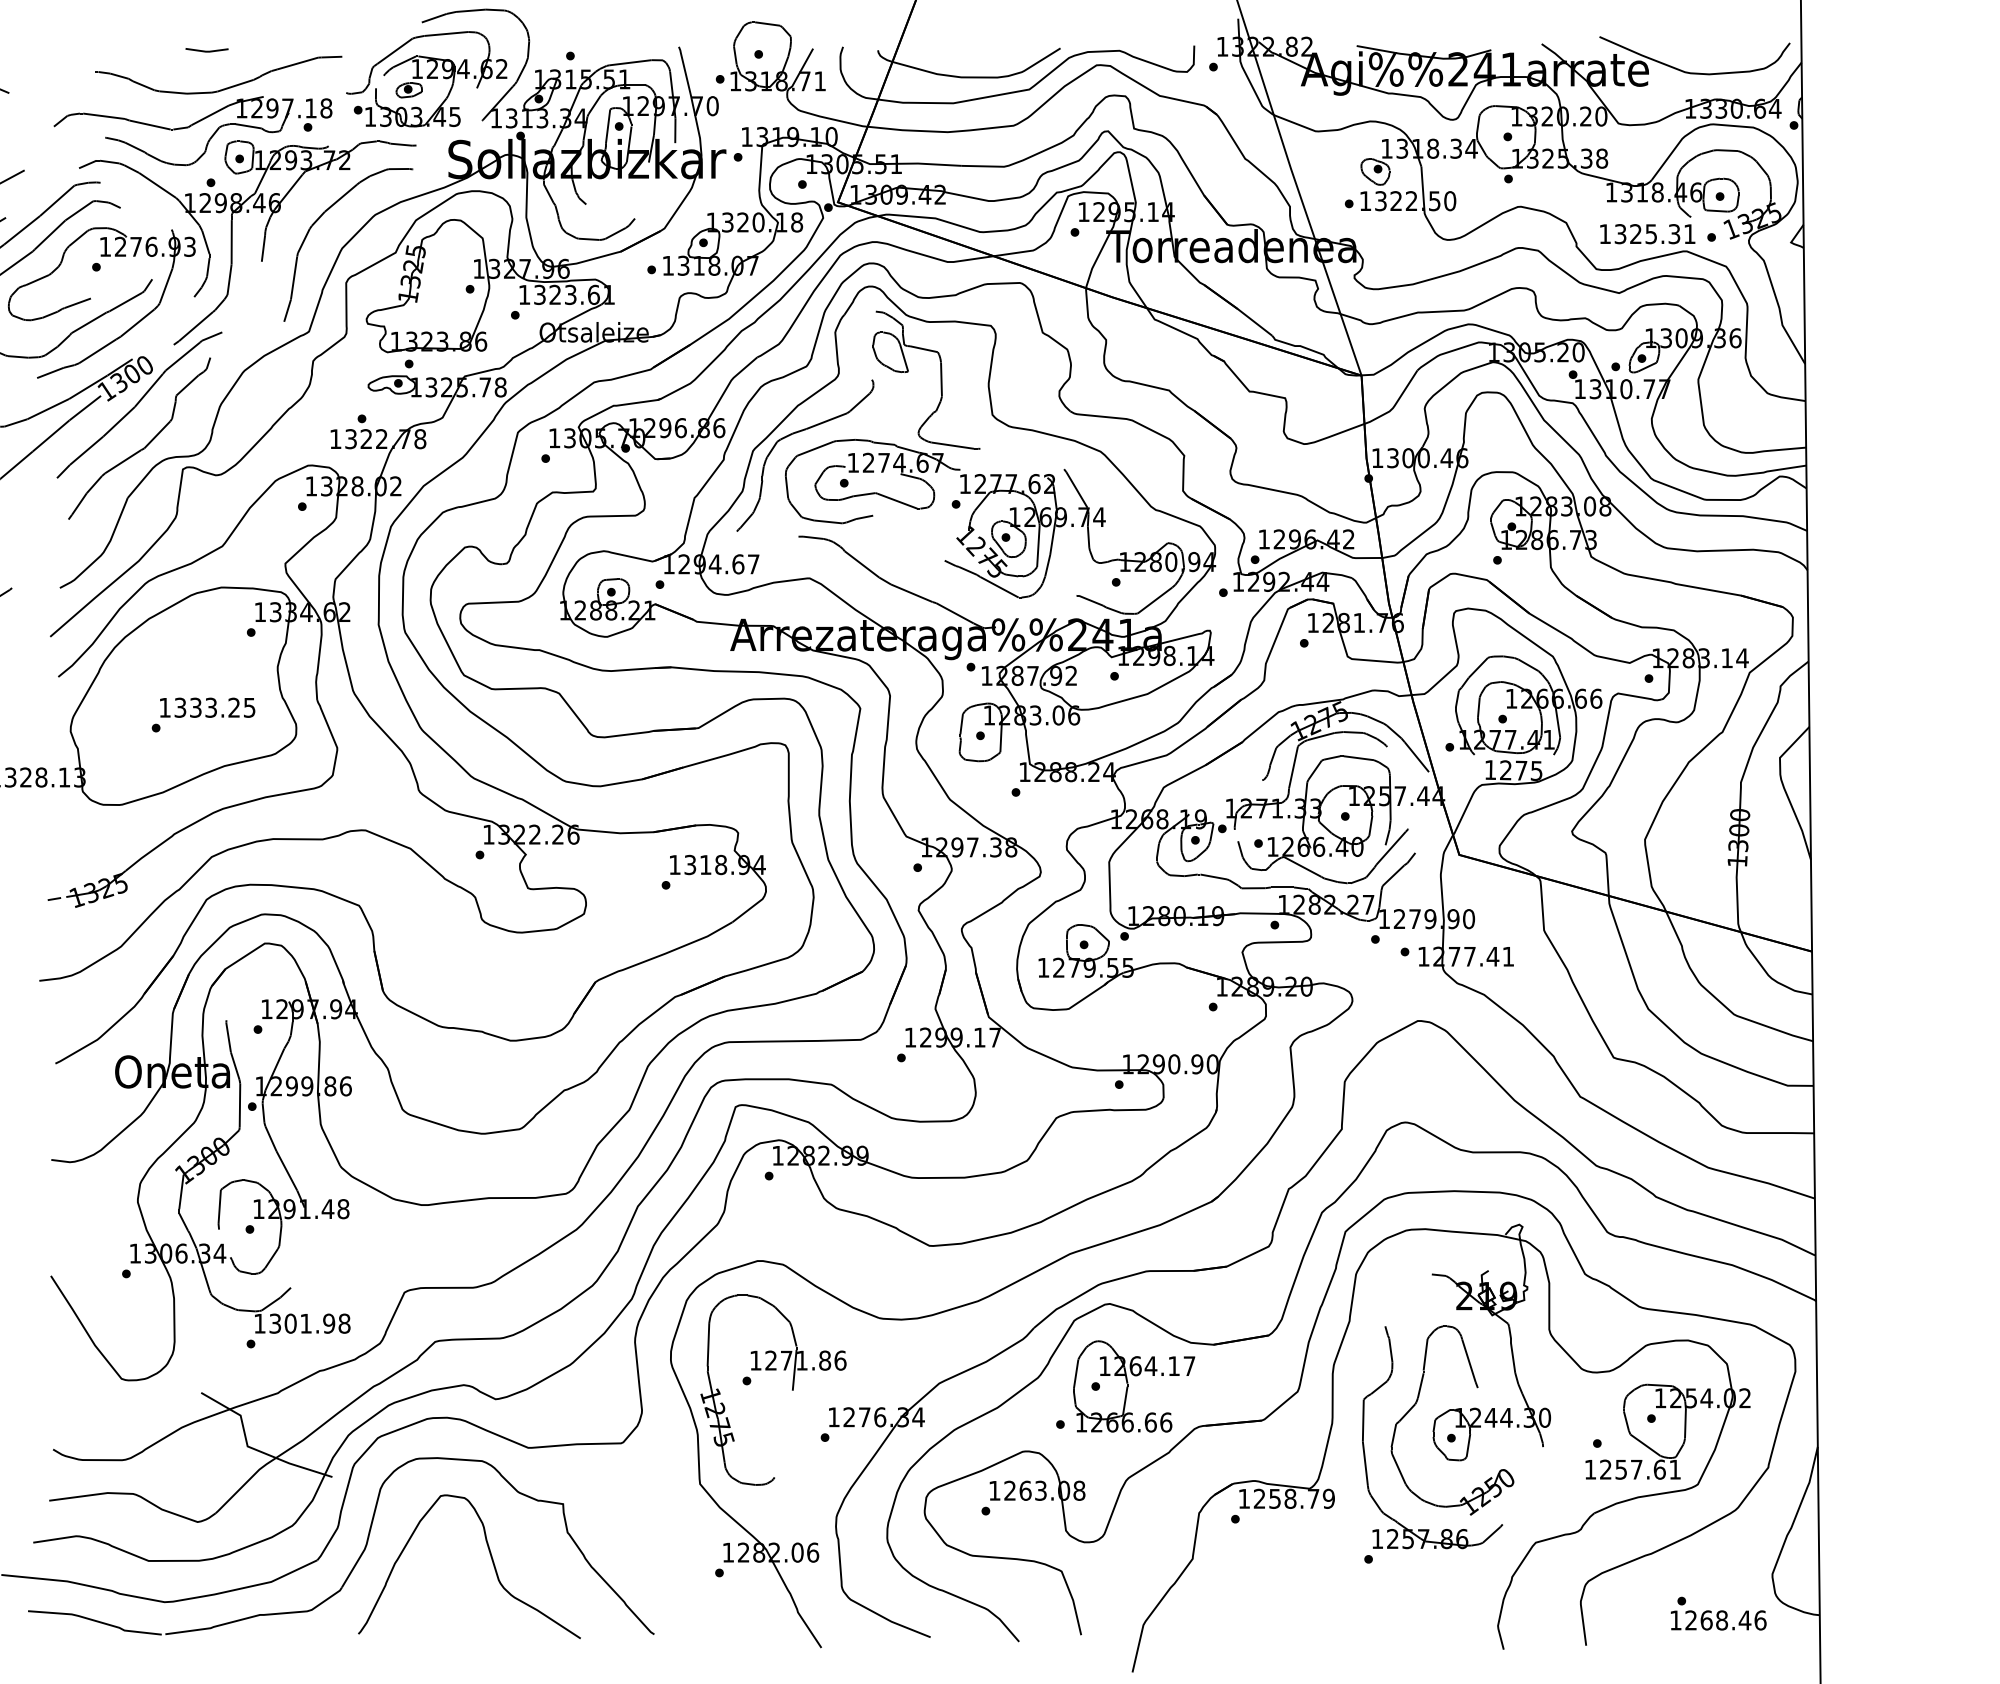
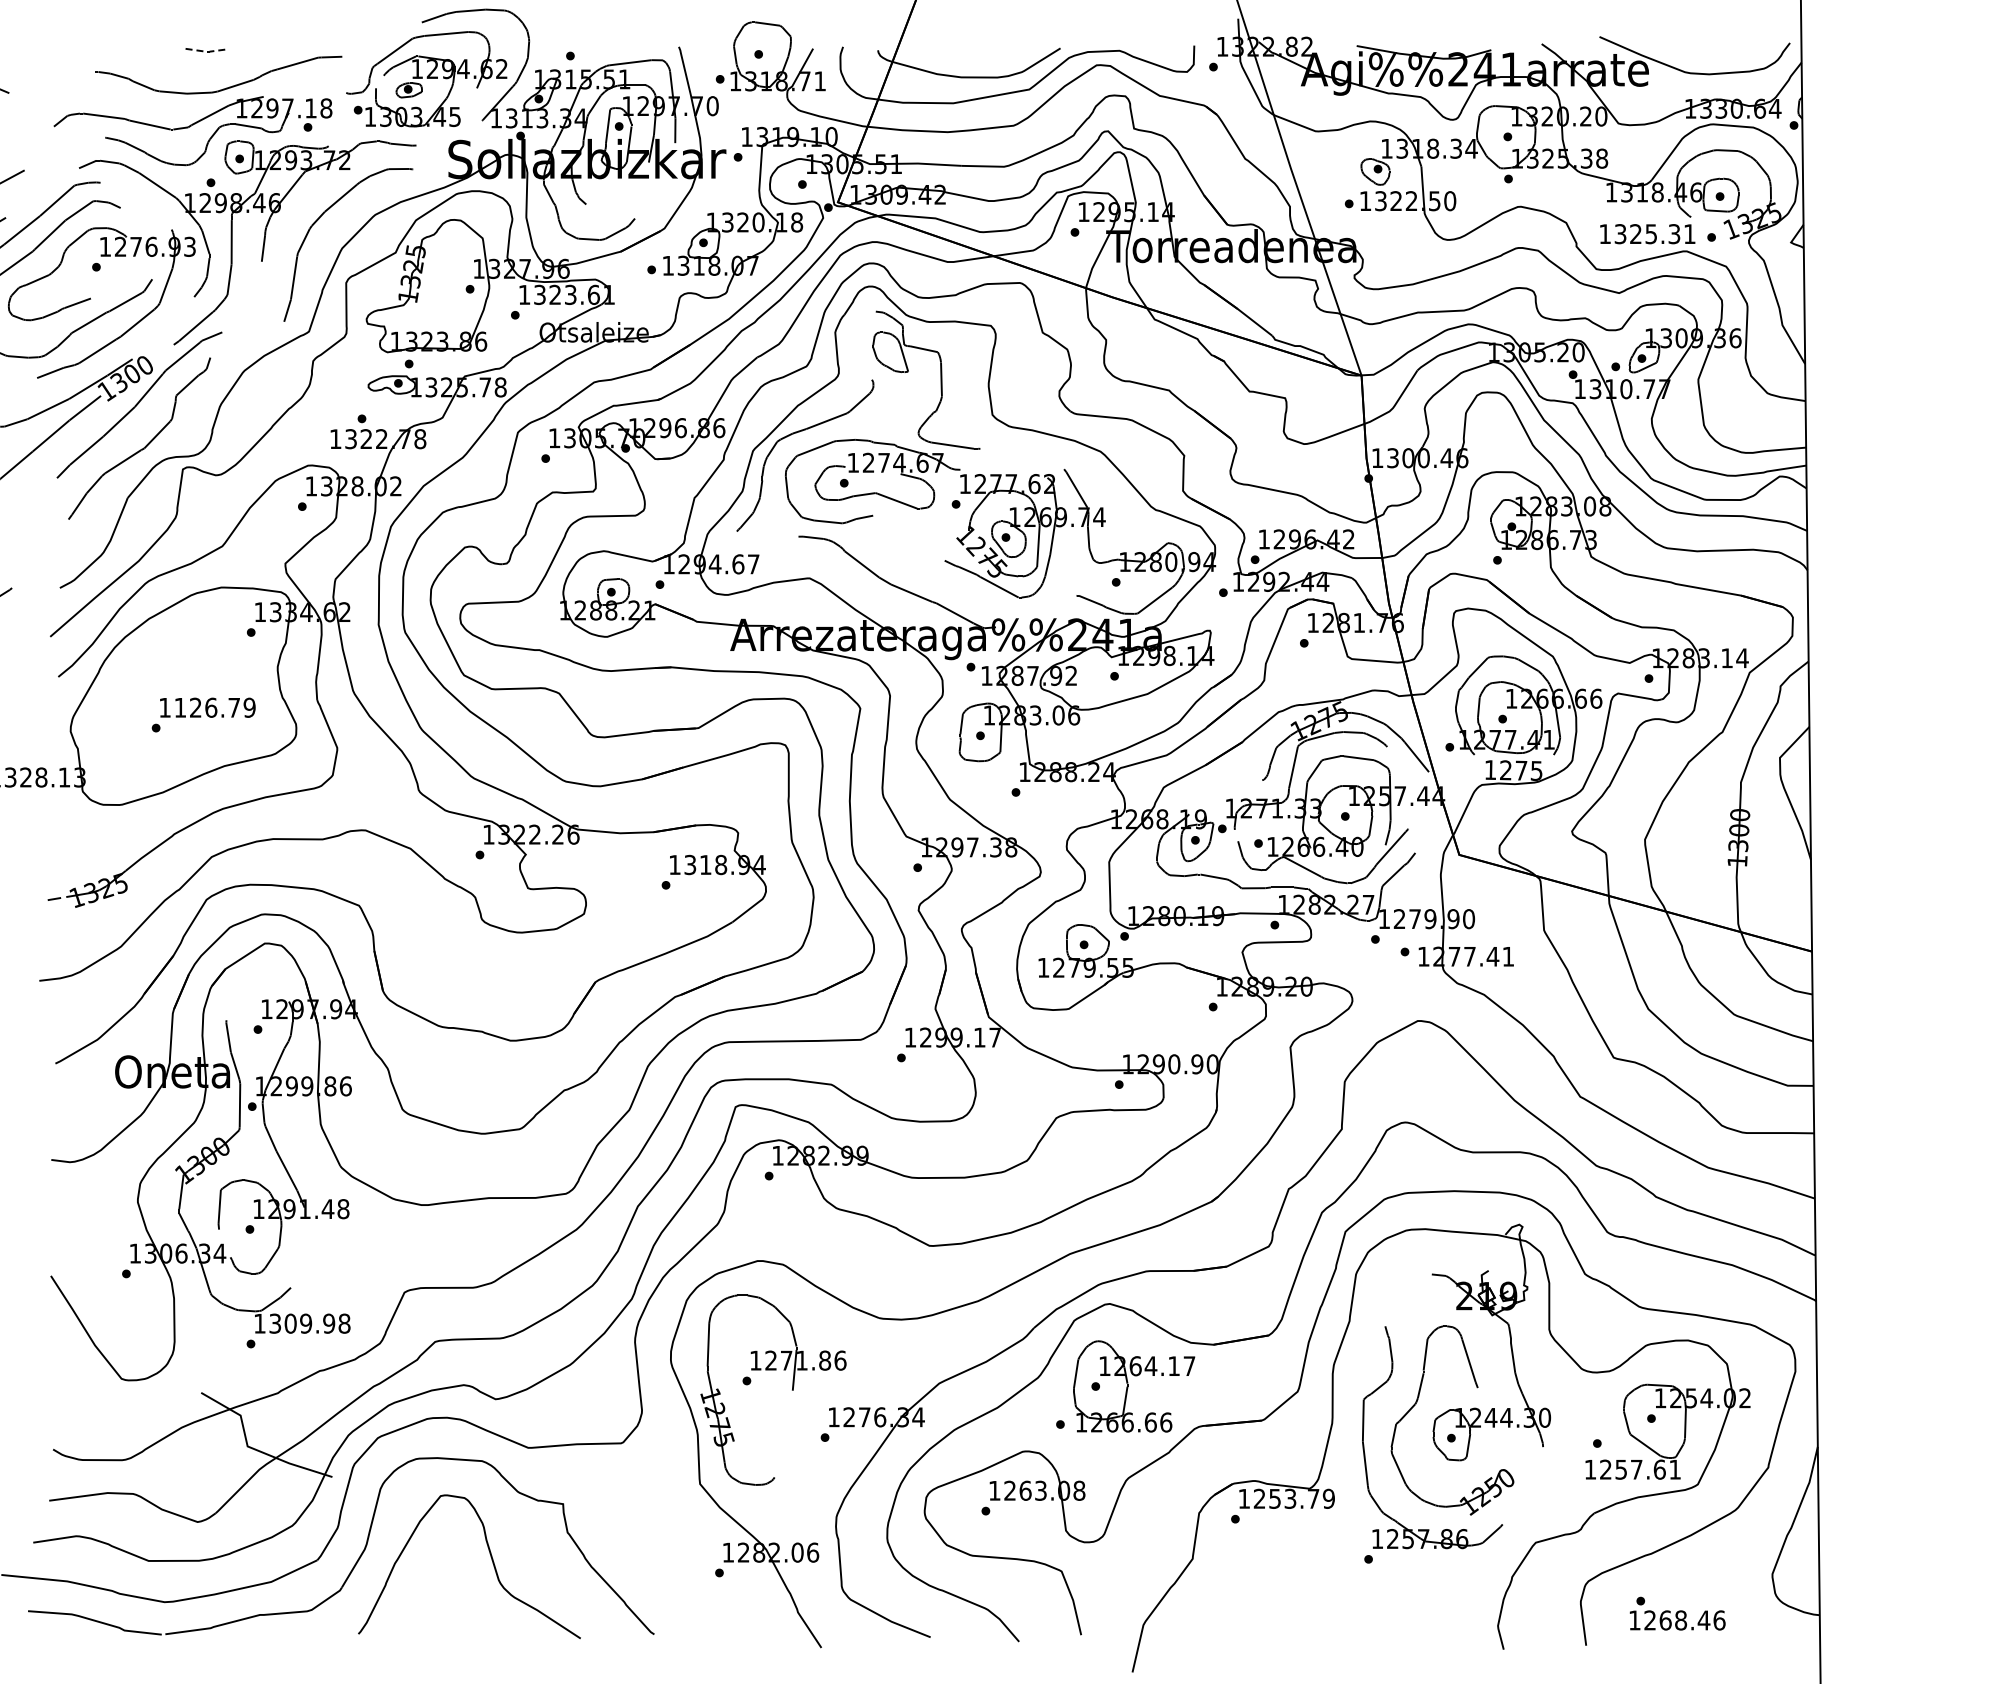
line: solid -> dashed (207, 51)
text: 1333.25 -> 1126.79 (214, 707)
text: 1301.98 -> 1309.98 (306, 1323)
text: 1258.79 -> 1253.79 (1290, 1498)
text position: (1718, 1613) -> (1677, 1613) (1677, 1613)
